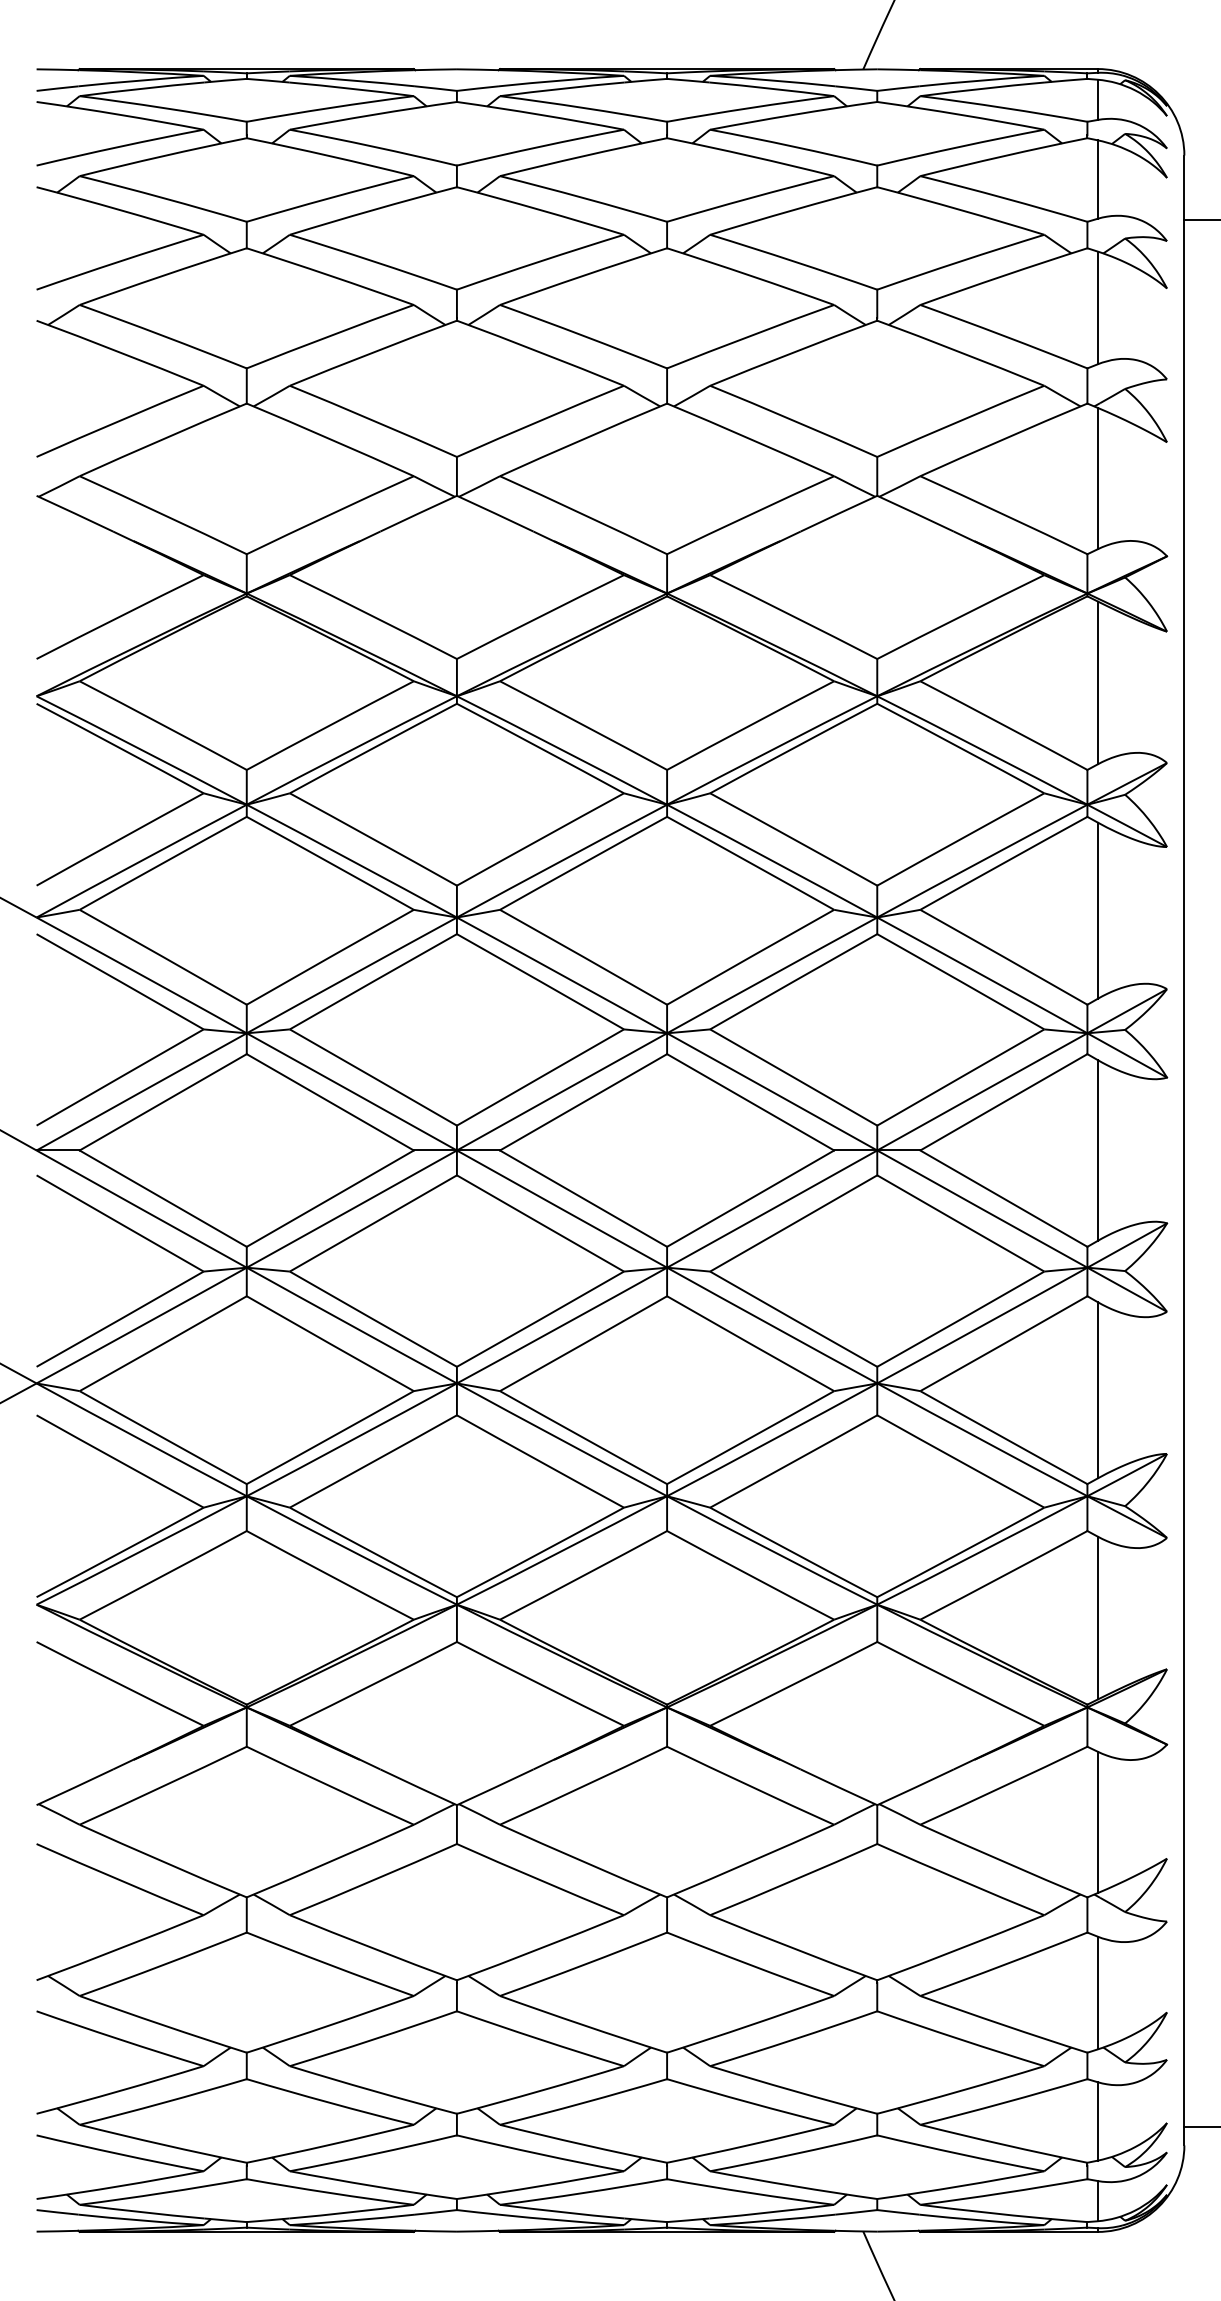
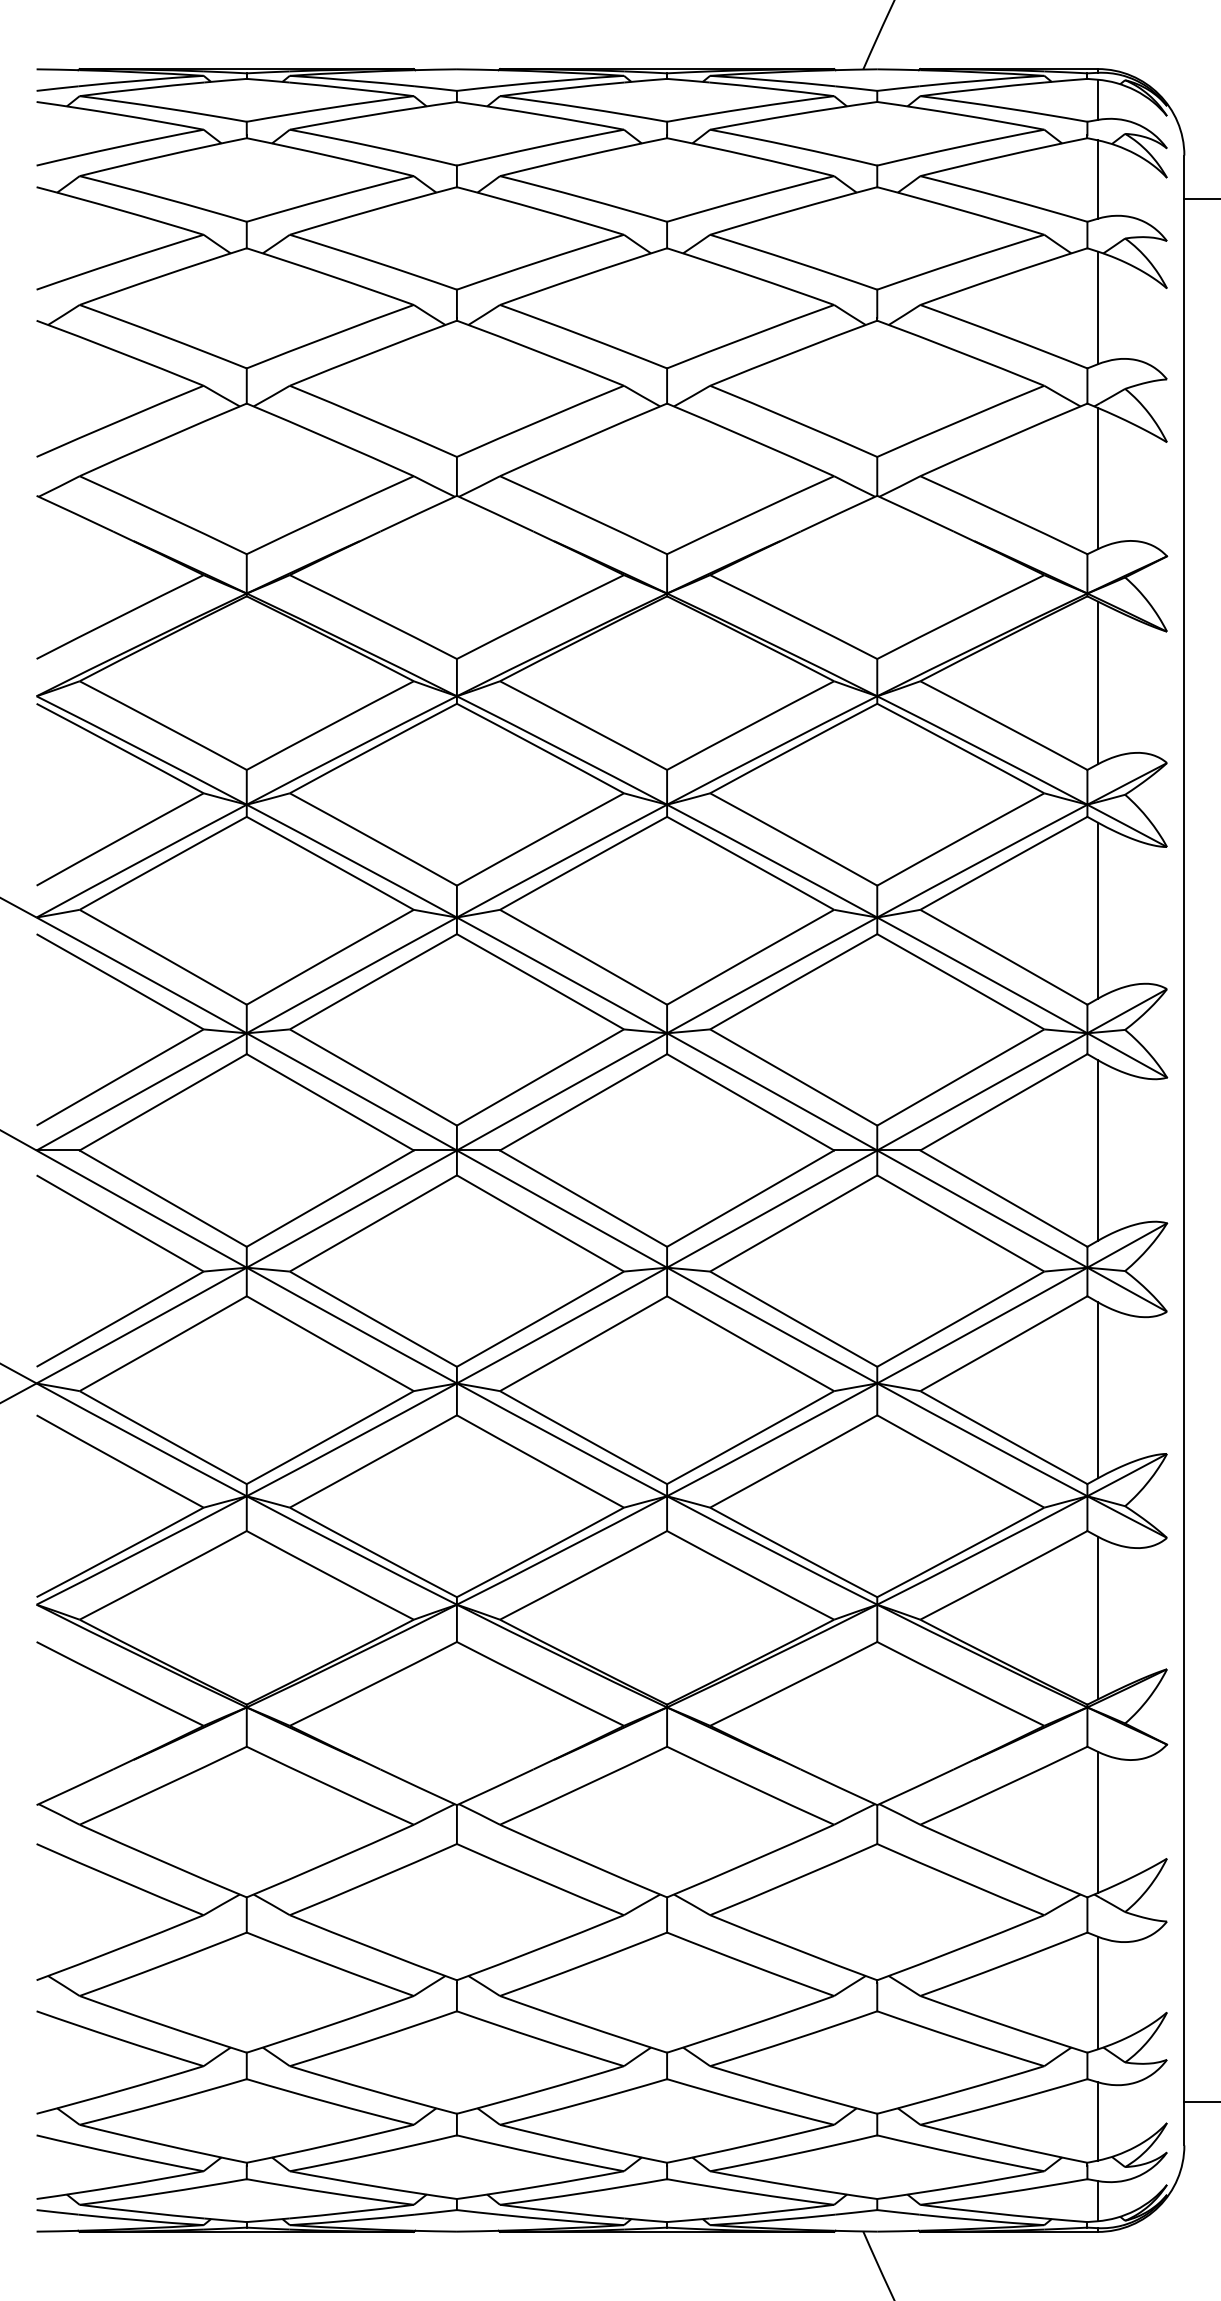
line position: (1200, 219) -> (1200, 198) (1200, 198)
line position: (1200, 2127) -> (1200, 2102) (1200, 2102)
